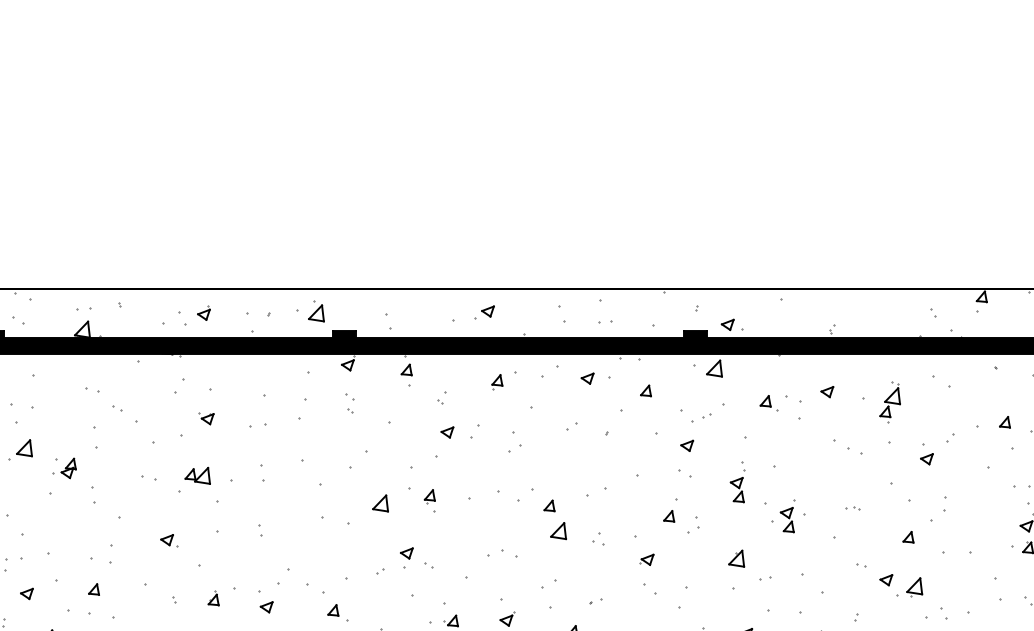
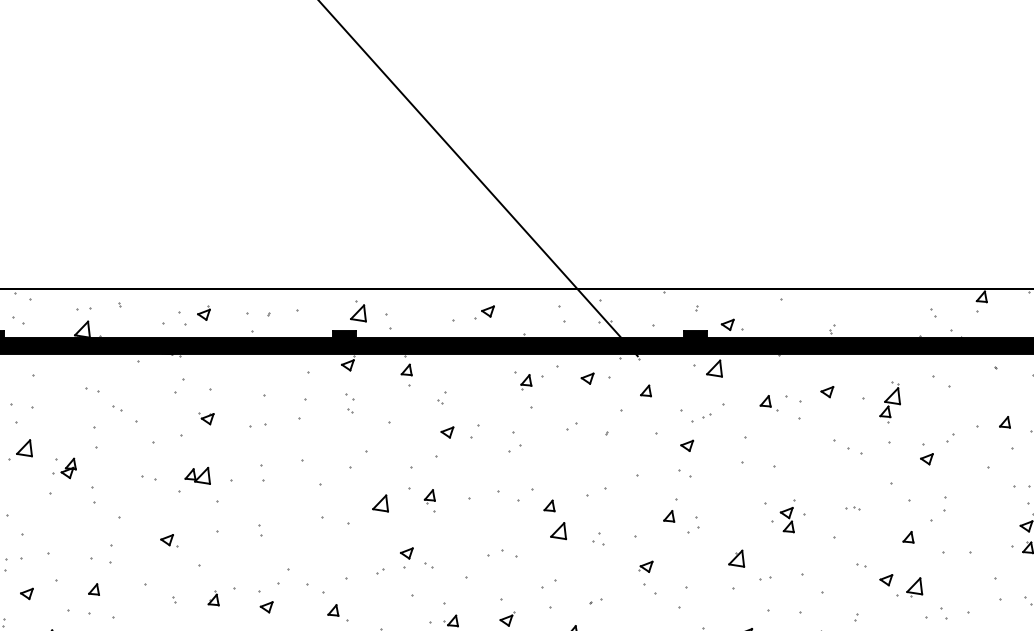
line: none -> present (478, 179)
part position: (316, 311) -> (358, 311) (358, 311)
part position: (497, 382) -> (526, 382) (526, 382)
part: present -> none (737, 486)
part position: (646, 559) -> (645, 566) (645, 566)
